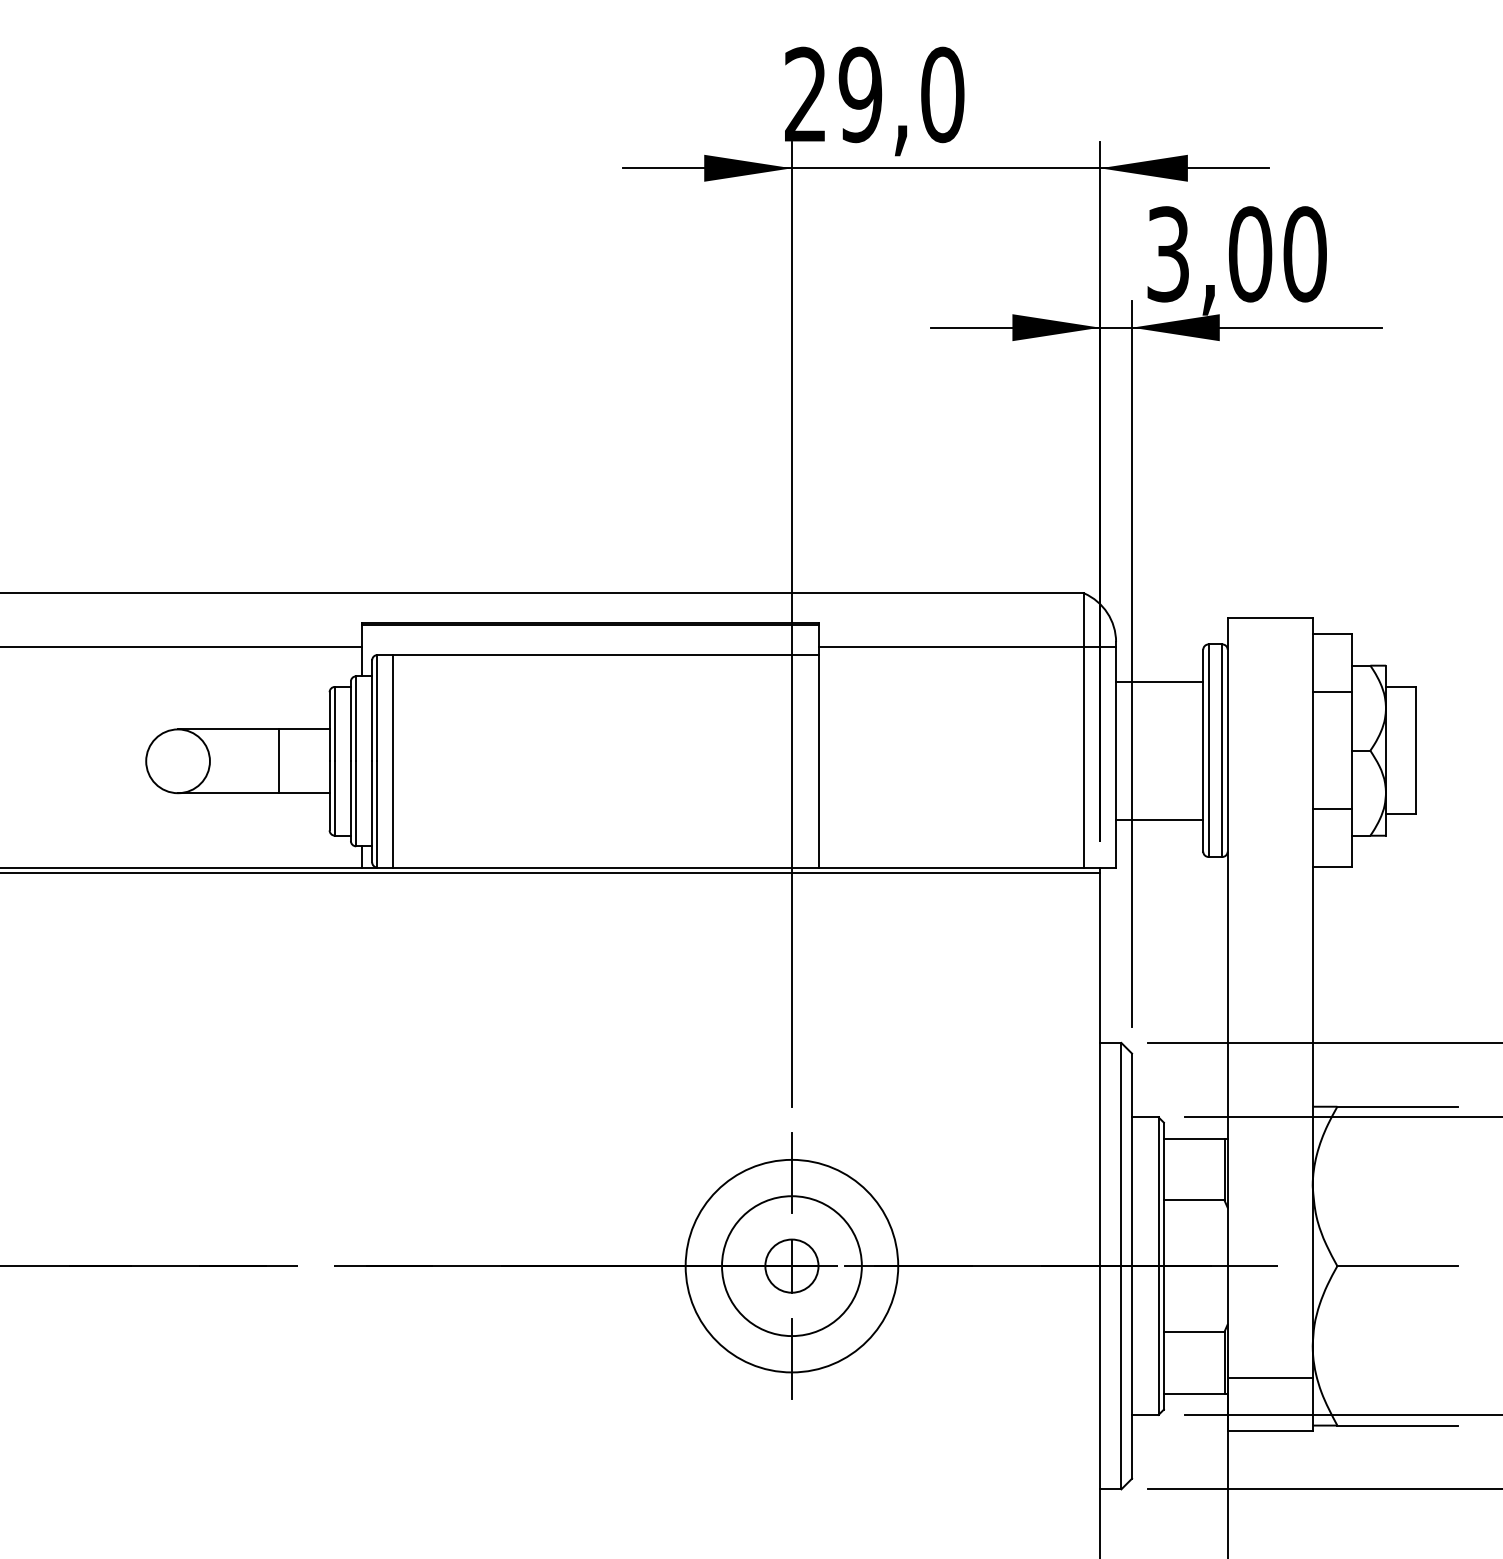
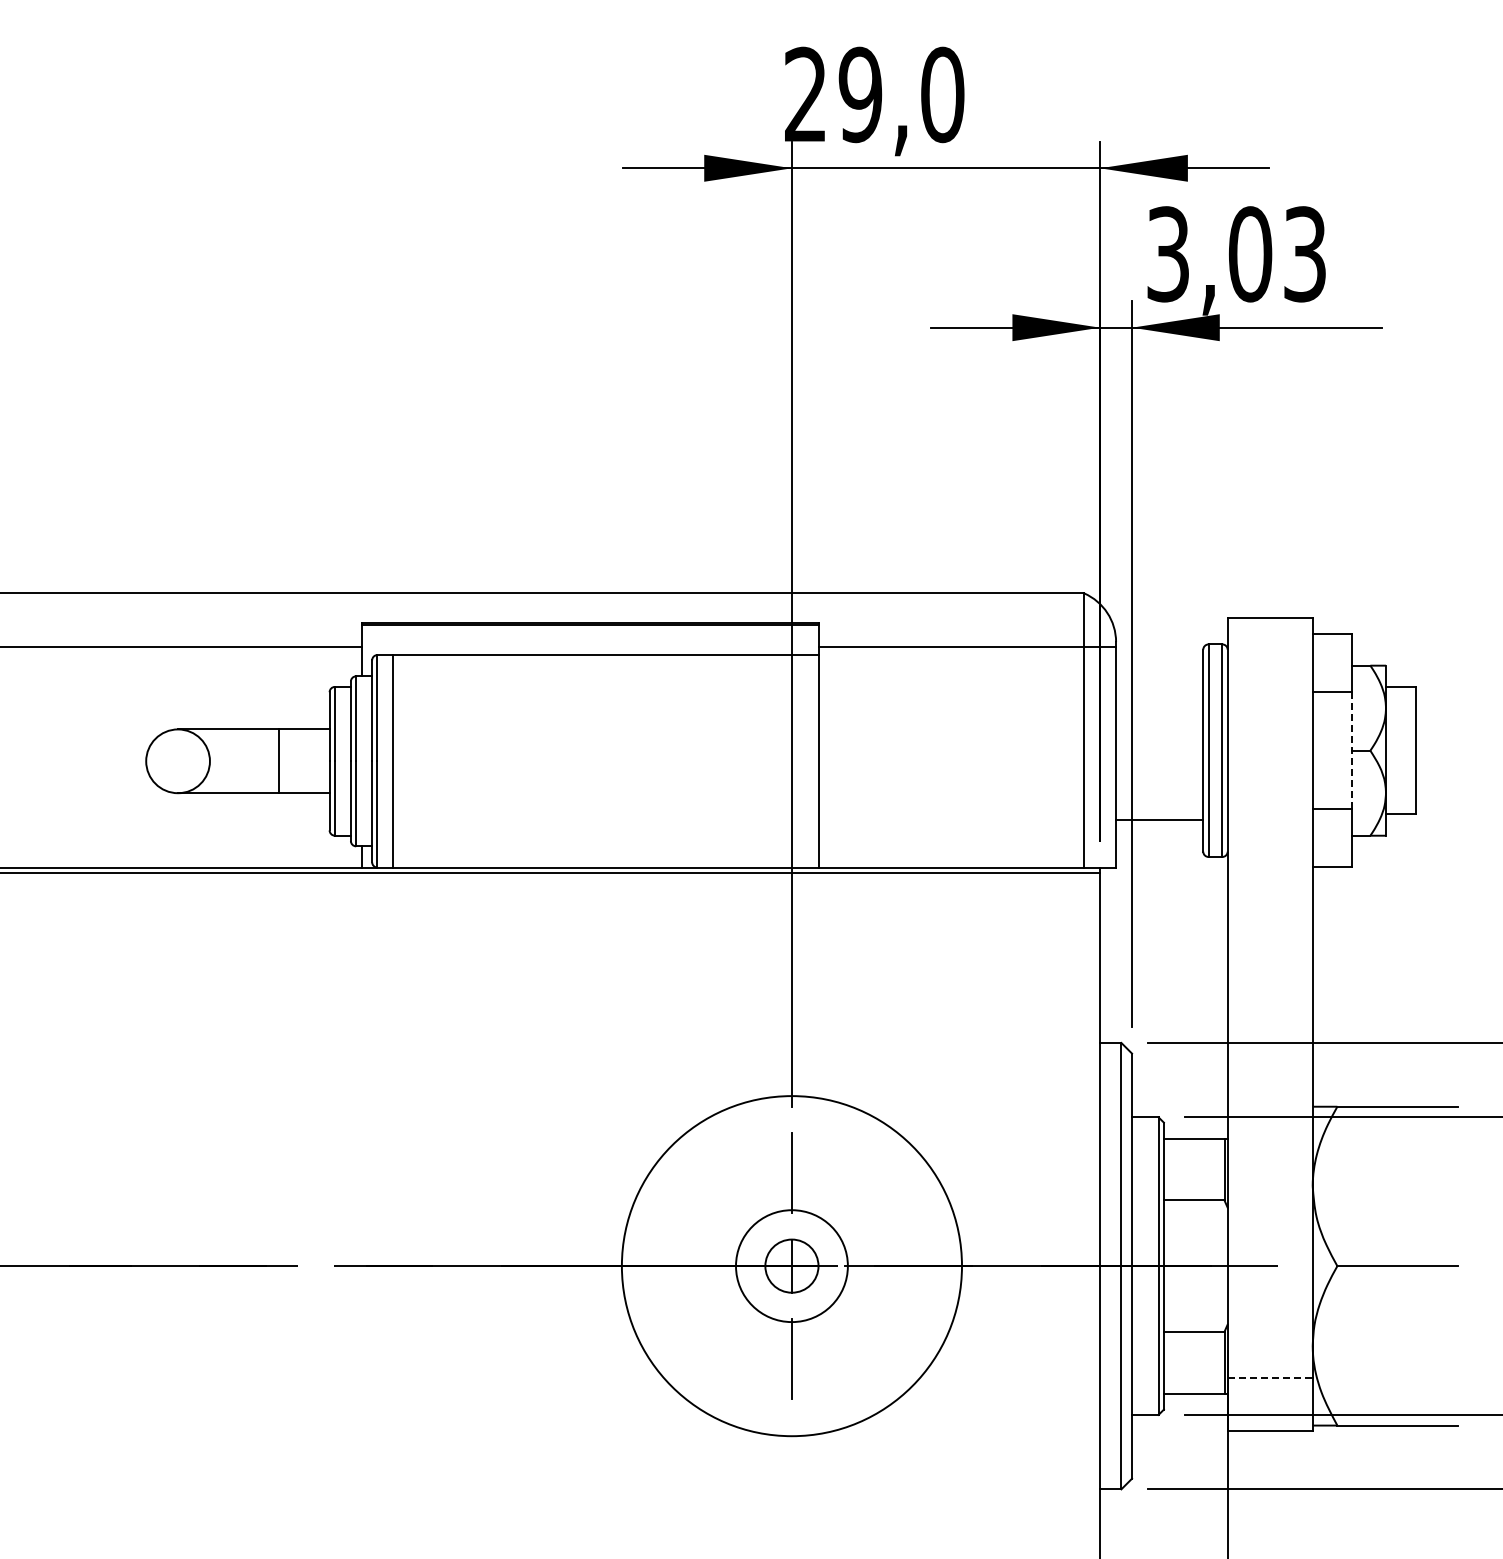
text: 3,00 -> 3,03 (1304, 254)
line: present -> none (1159, 681)
line: solid -> dashed (1352, 751)
circle diameter: 213 px -> 340 px (791, 1266)
circle diameter: 140 px -> 112 px (791, 1266)
line: solid -> dashed (1270, 1377)
